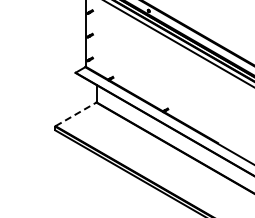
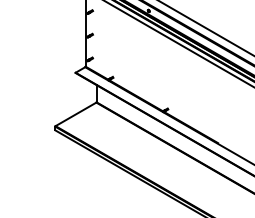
line: none -> present (206, 28)
line: dashed -> solid (76, 114)
